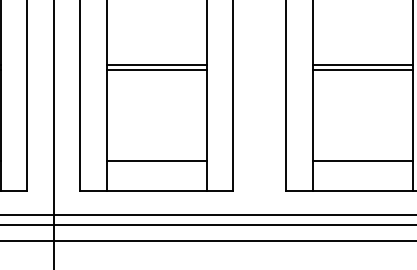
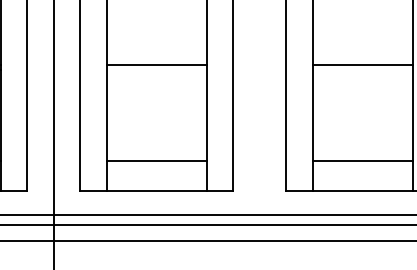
line: present -> none (156, 70)
line: present -> none (362, 70)
